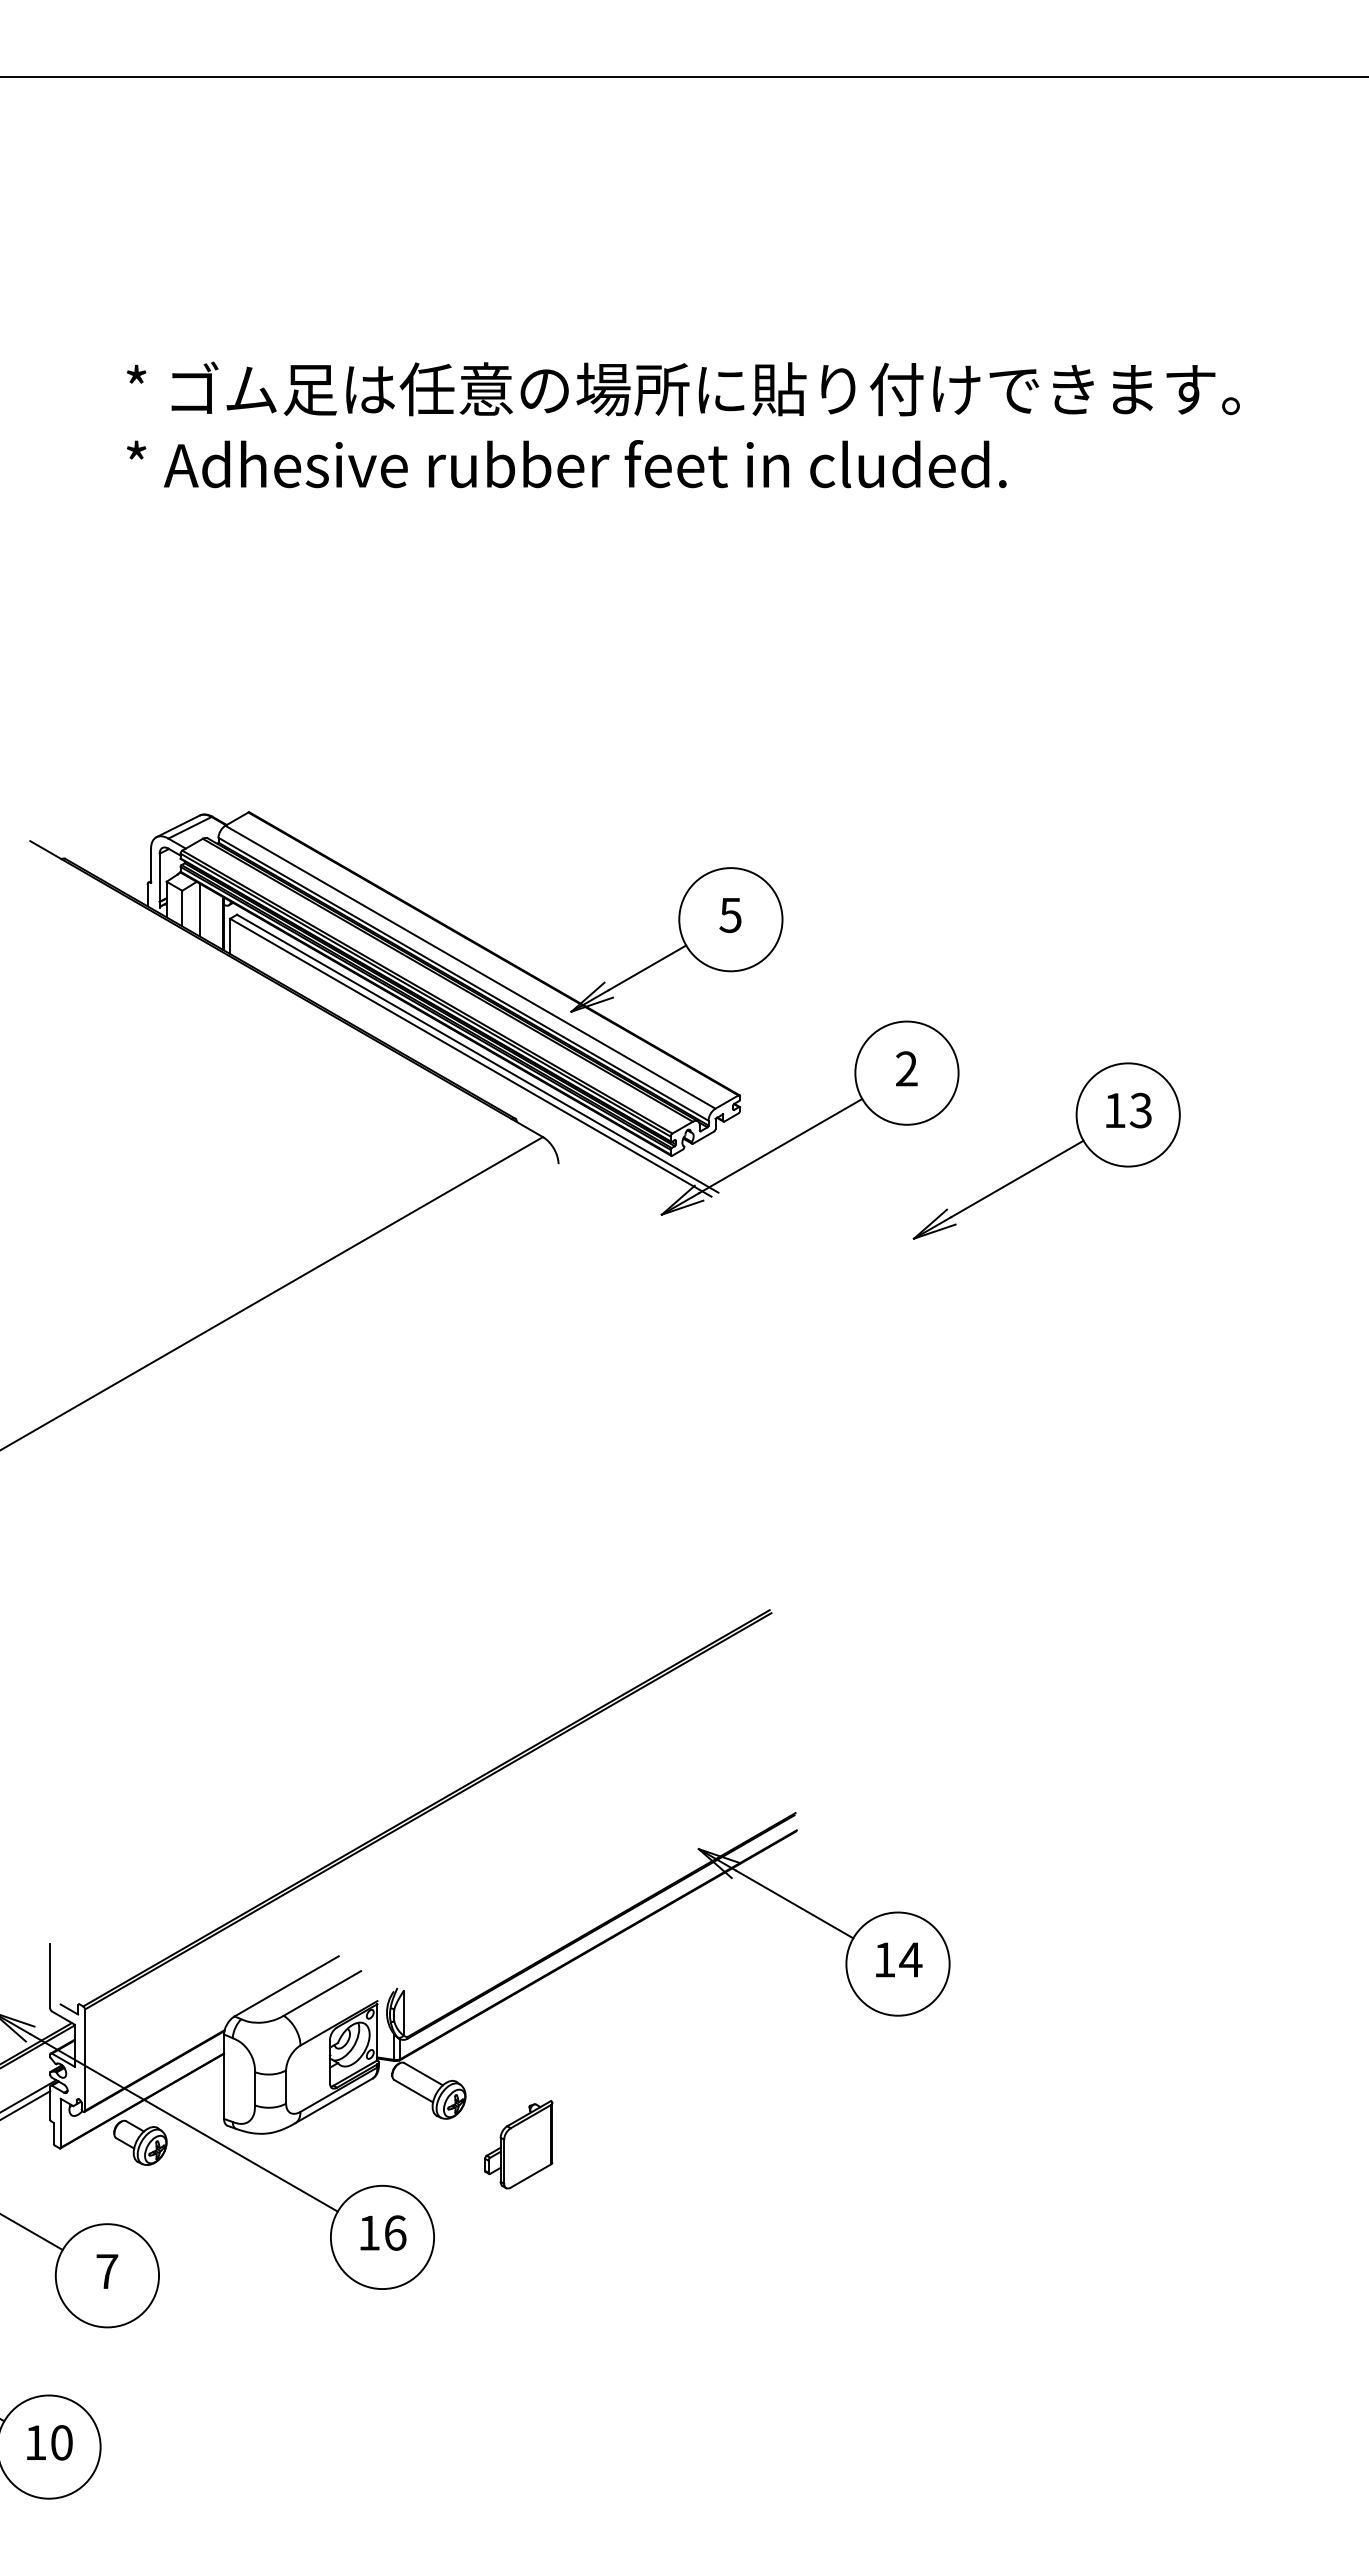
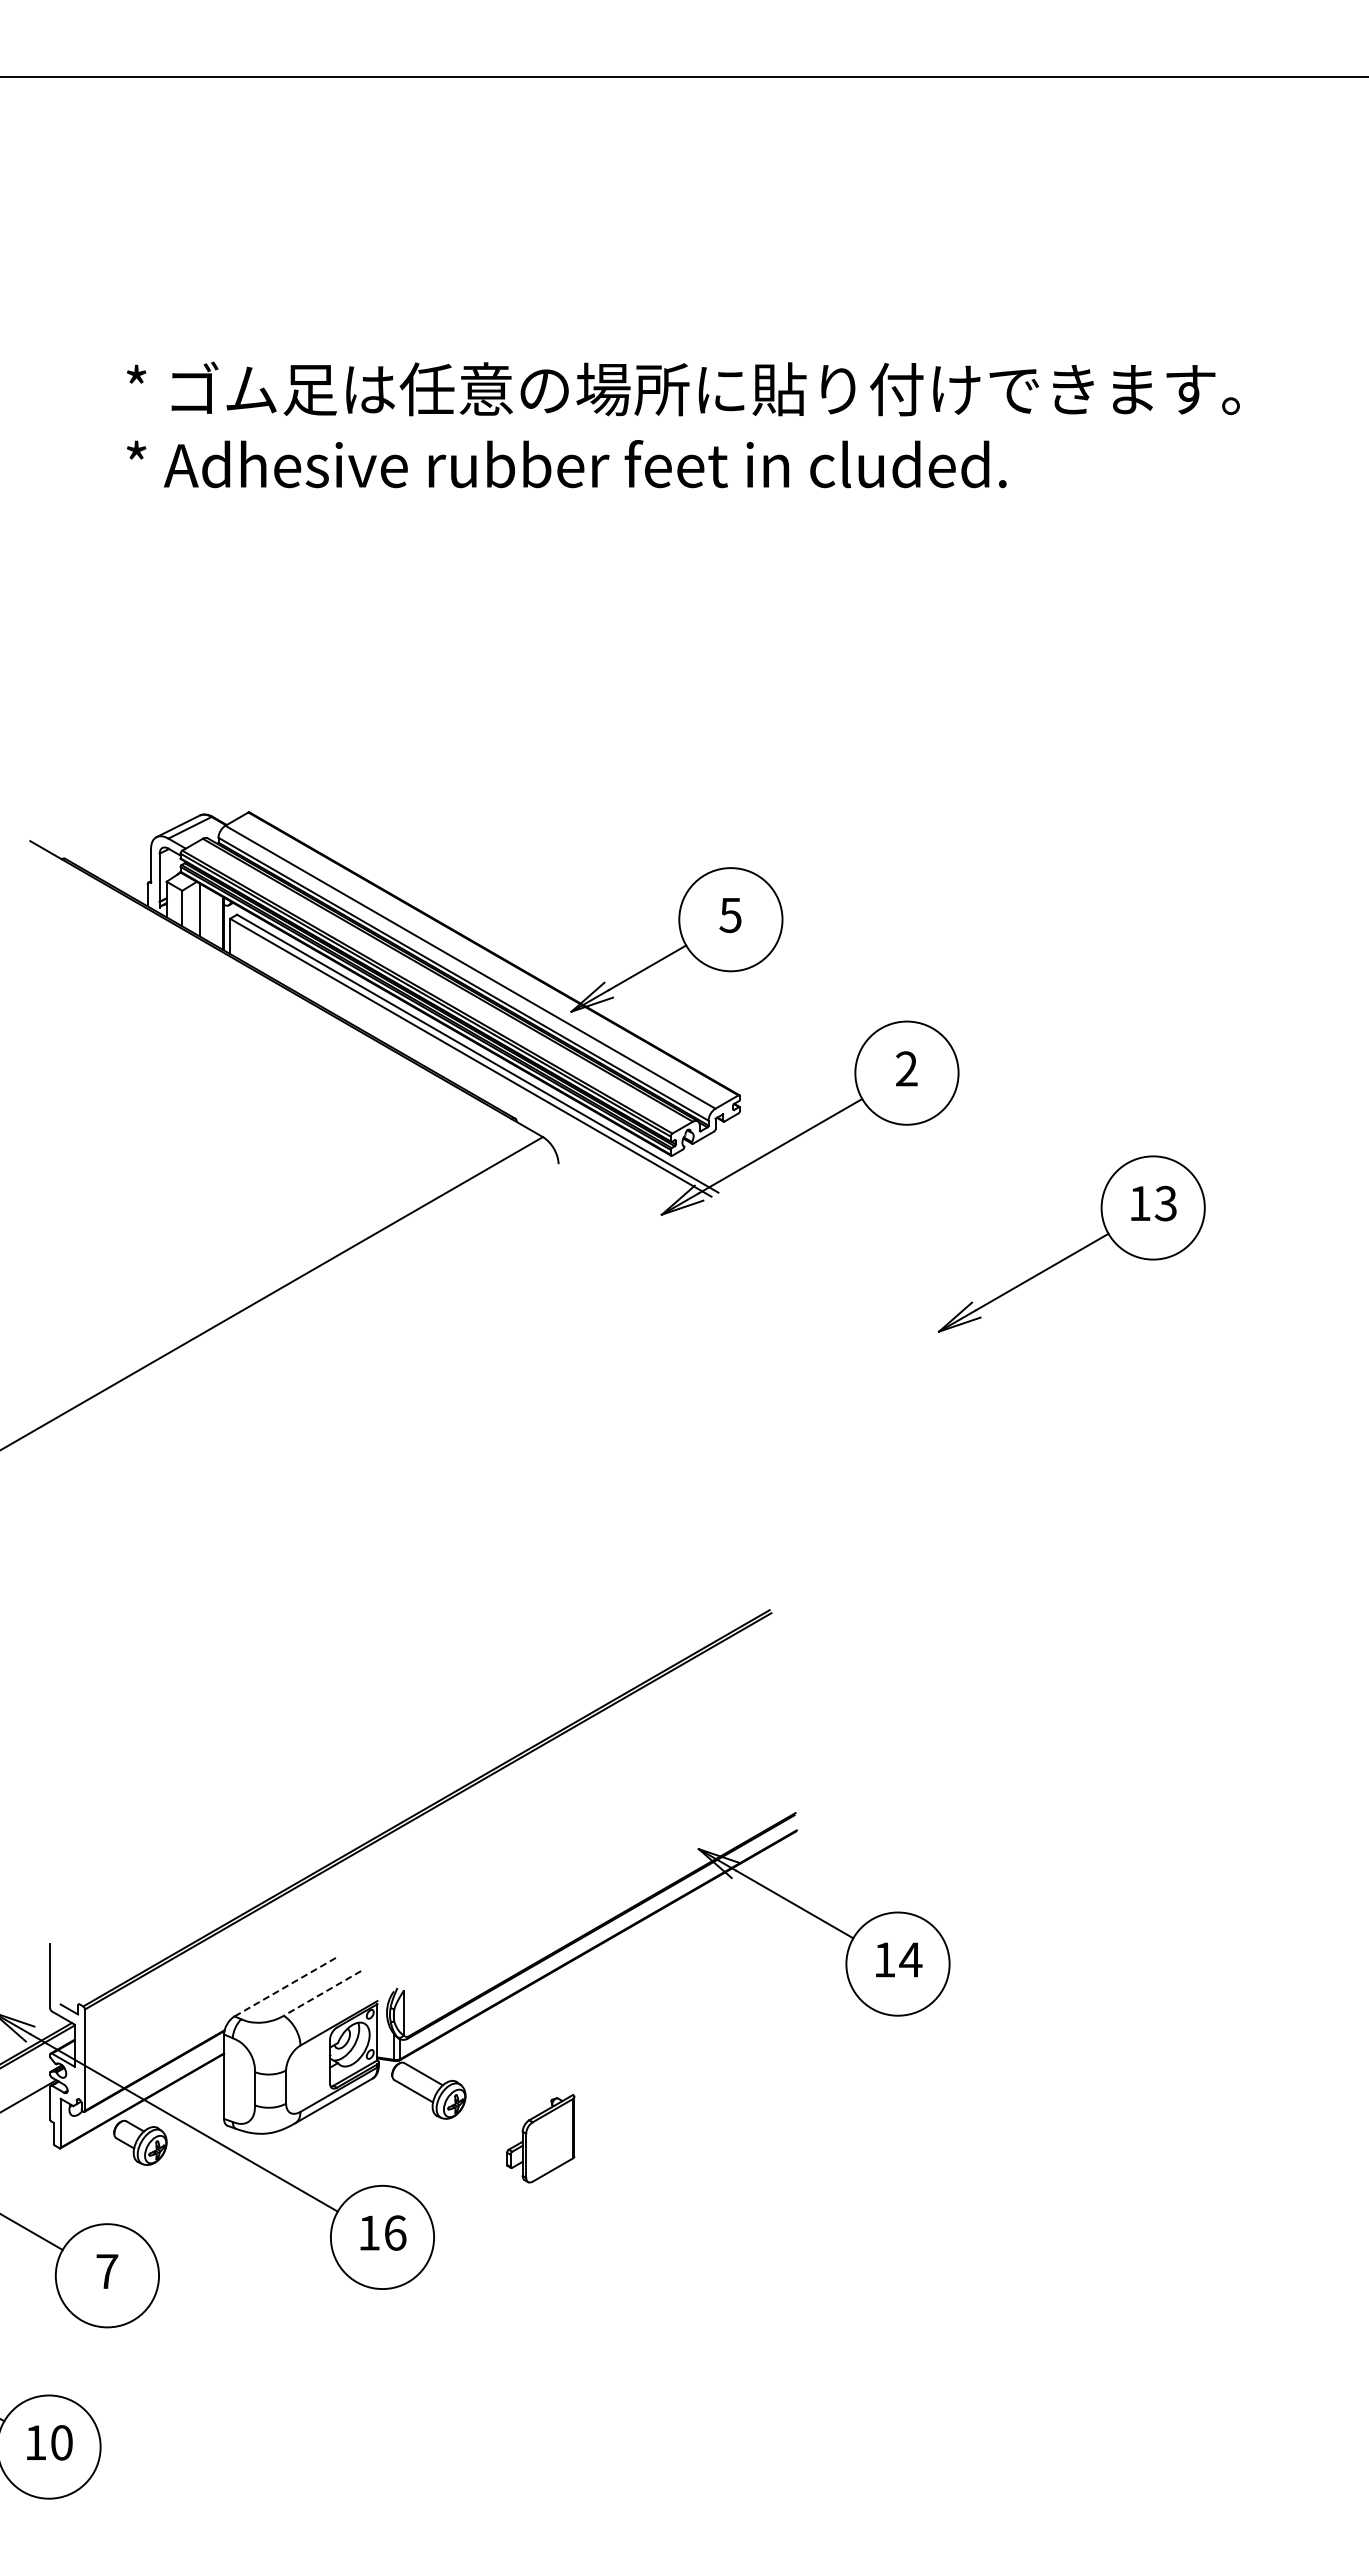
part position: (1050, 1158) -> (1075, 1251) (1075, 1251)
line: solid -> dashed (287, 1986)
line: solid -> dashed (322, 1993)
line: present -> none (26, 2104)
part position: (518, 2144) -> (540, 2138) (540, 2138)
